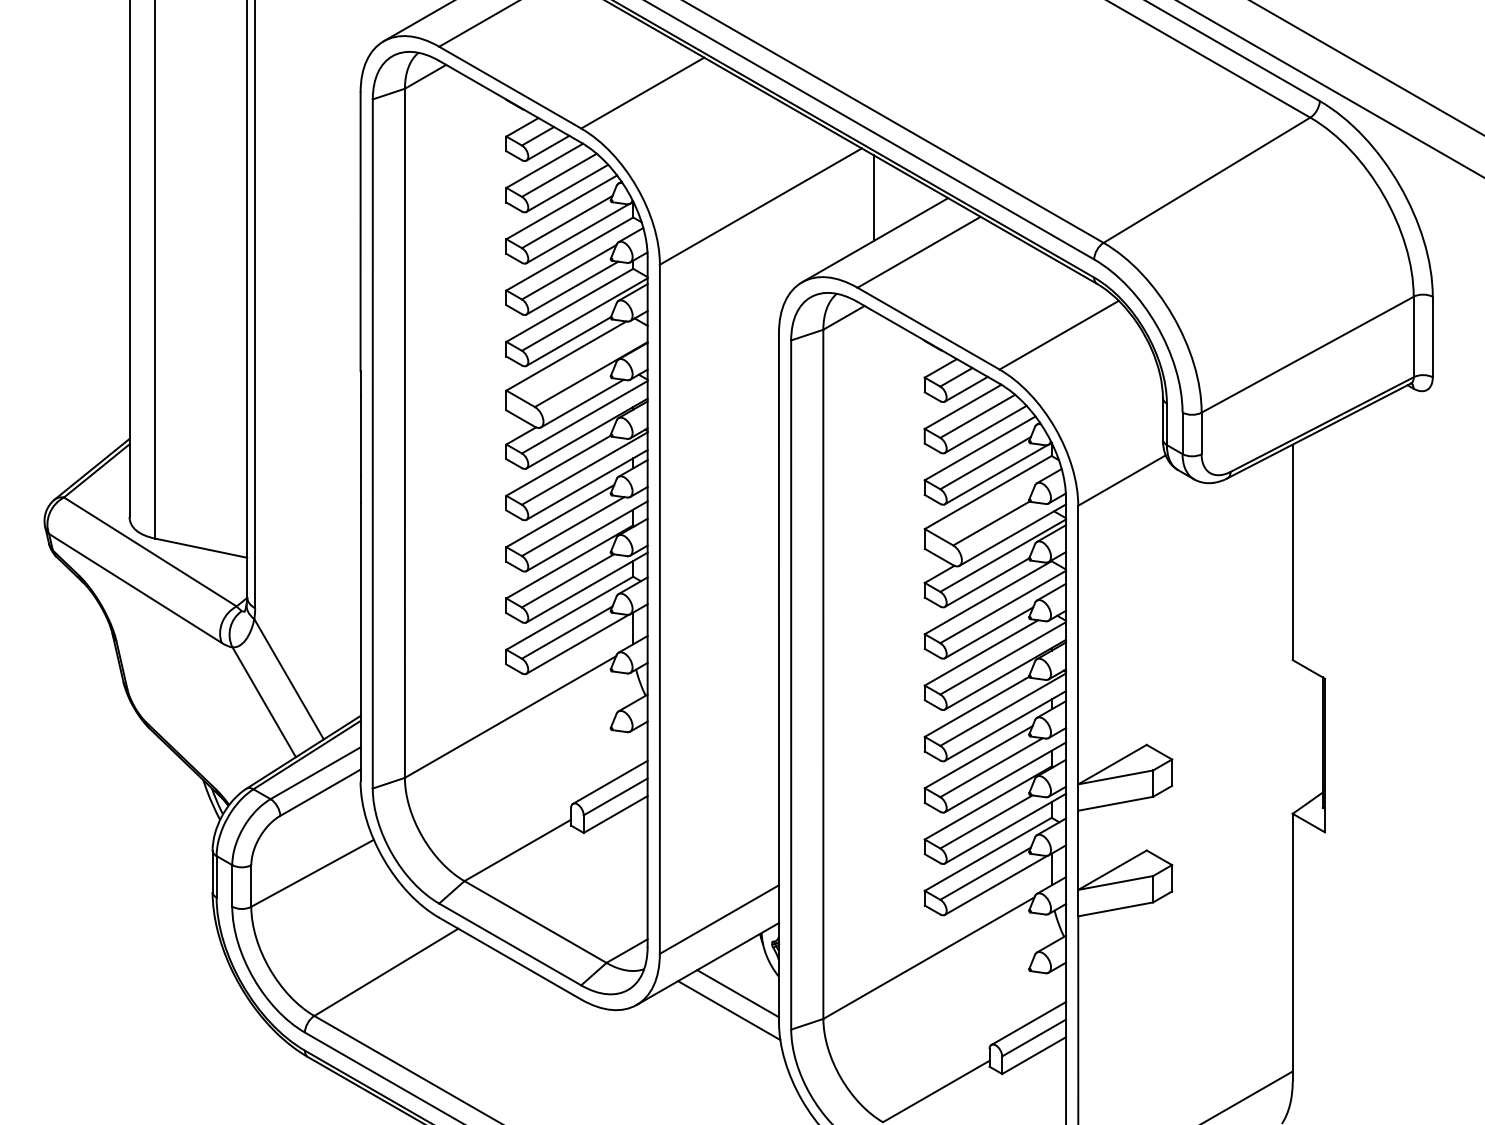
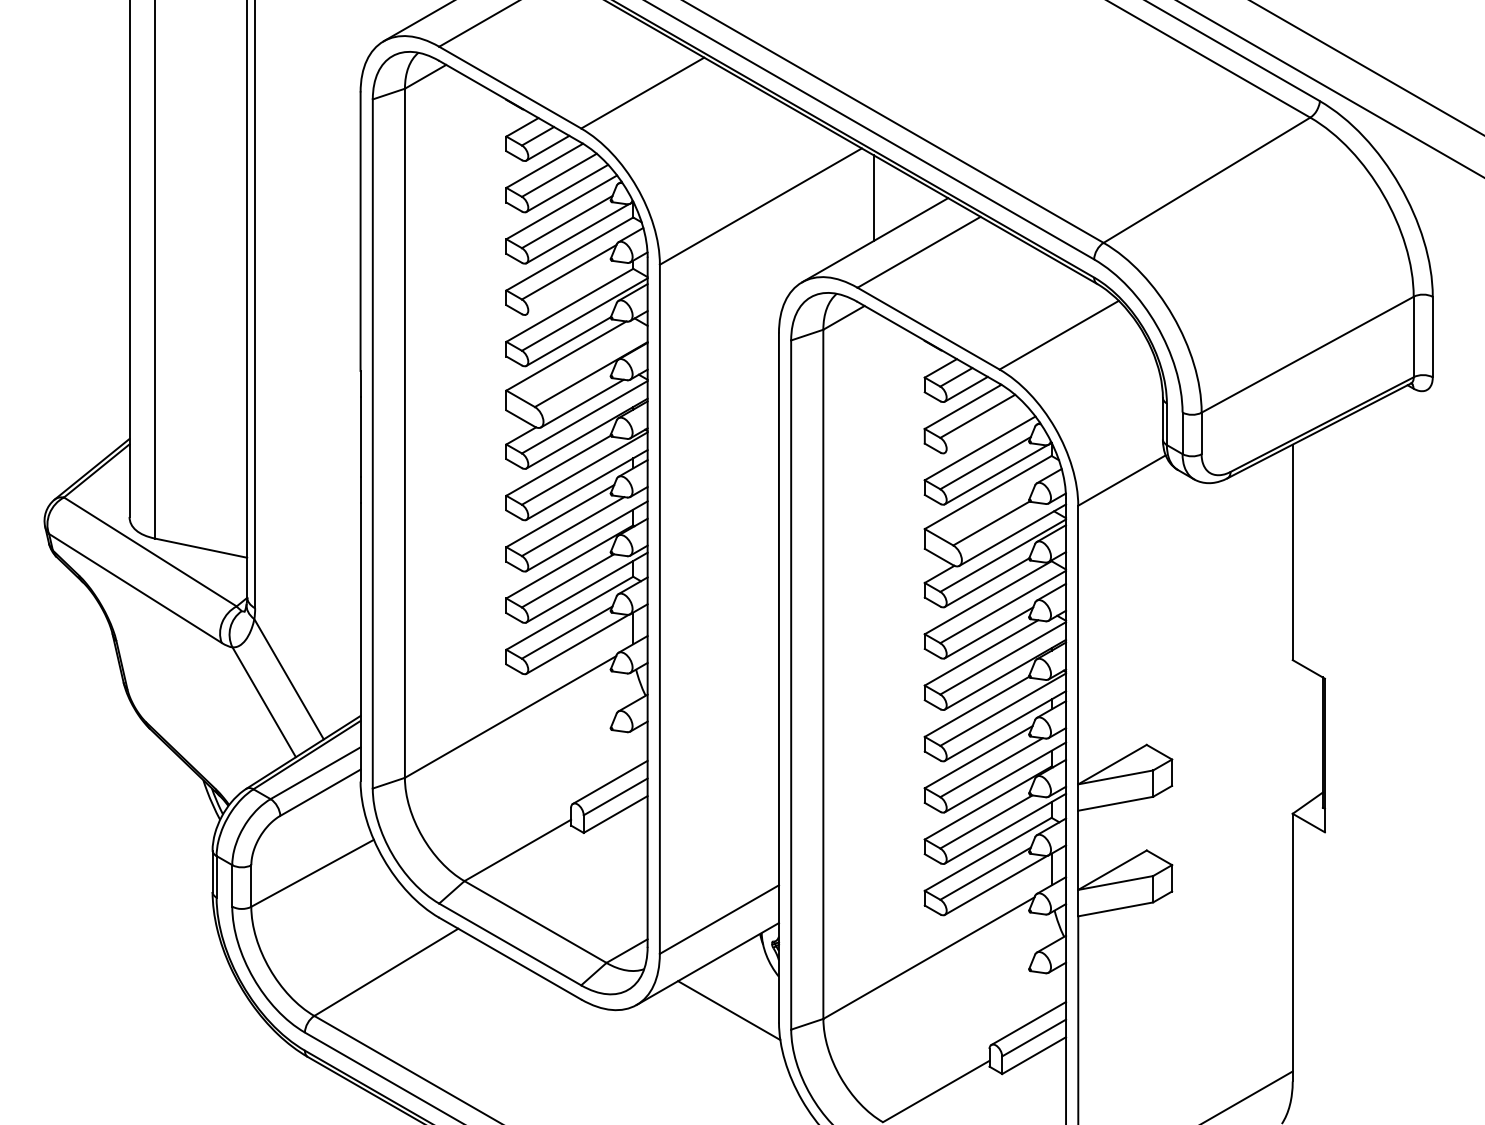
line: present -> none (572, 287)
line: present -> none (985, 429)
line: present -> none (738, 993)
